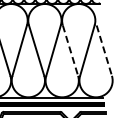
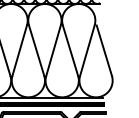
line: dashed -> solid (70, 51)
line: dashed -> solid (104, 51)
